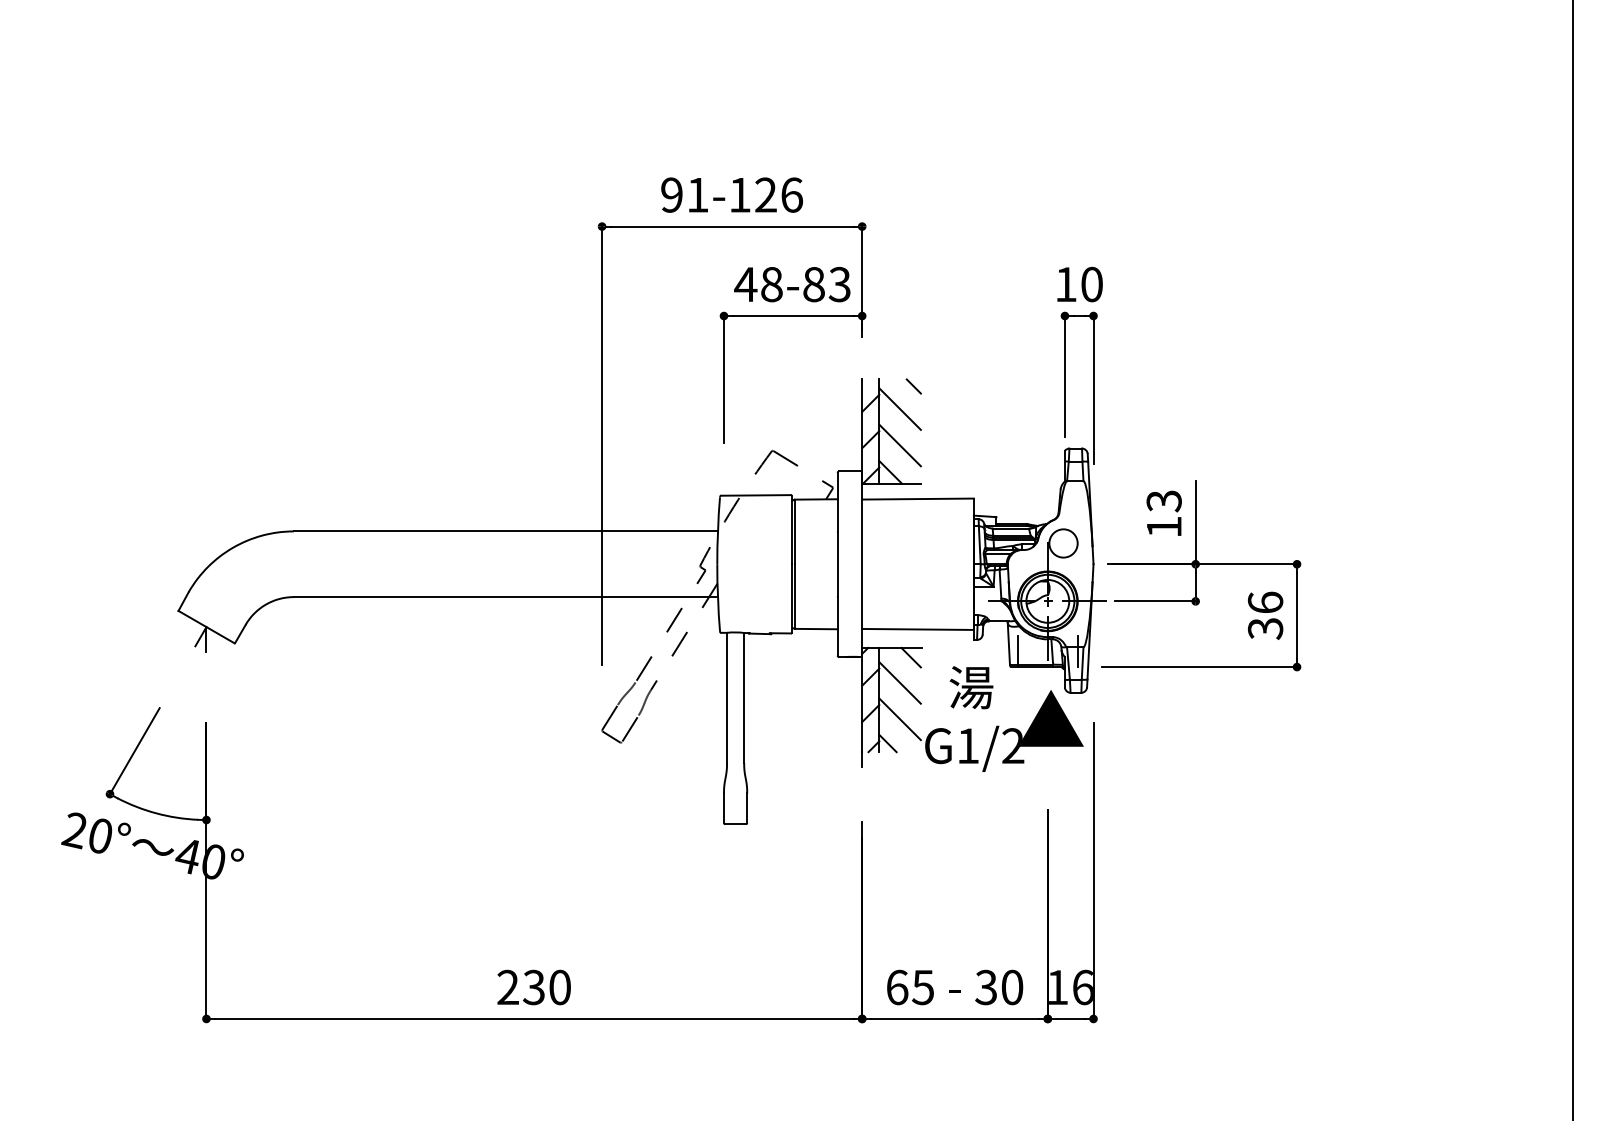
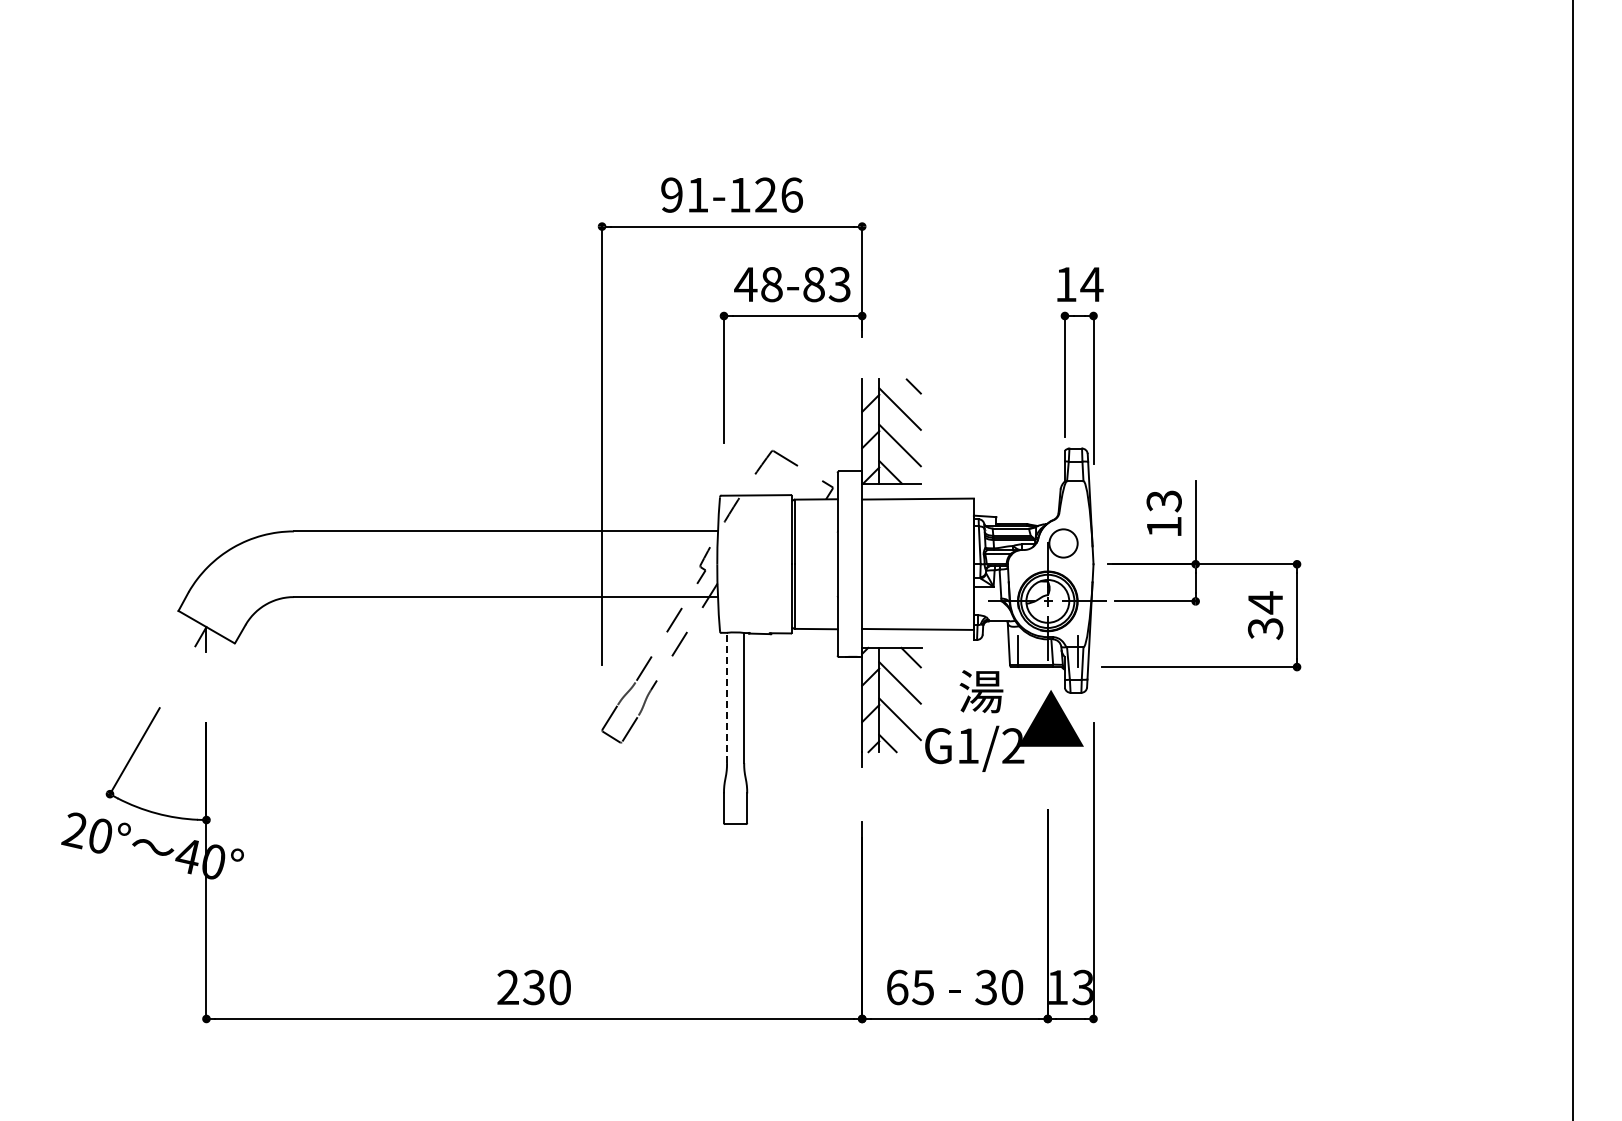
text: 10 -> 14 (1091, 284)
text: 36 -> 34 (1265, 602)
text position: (971, 687) -> (981, 691) (981, 691)
line: solid -> dashed (727, 697)
text: 16 -> 13 (1082, 987)
